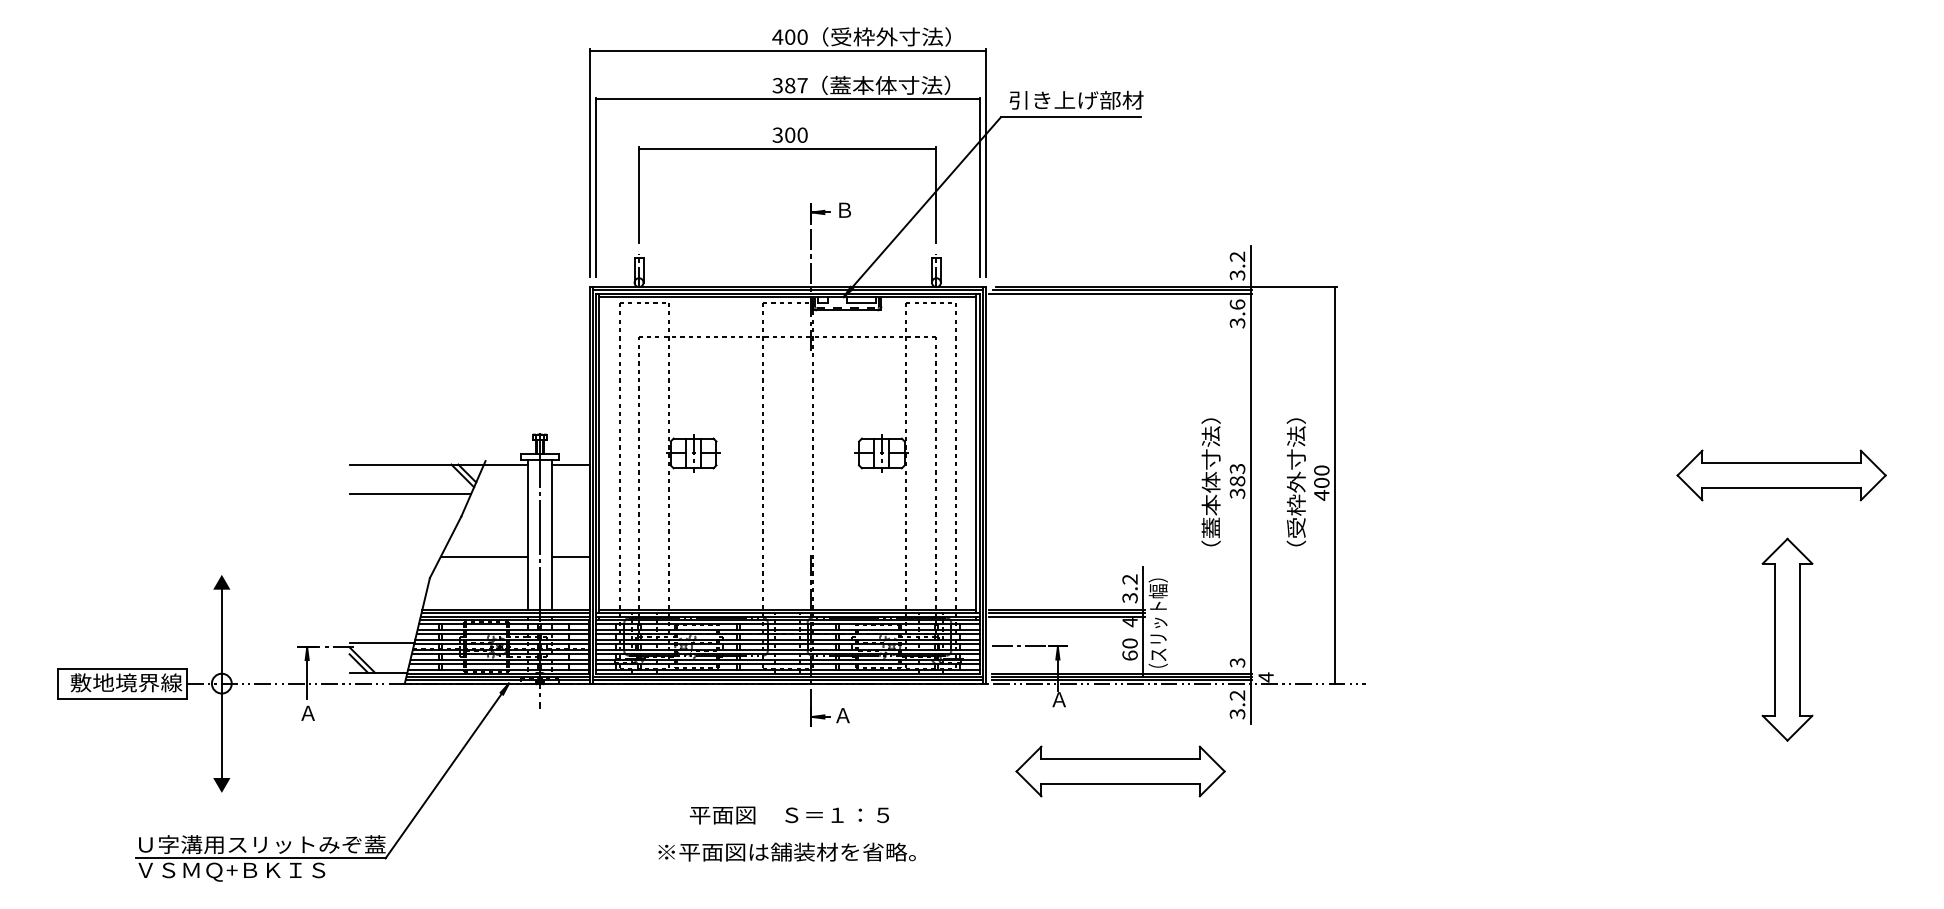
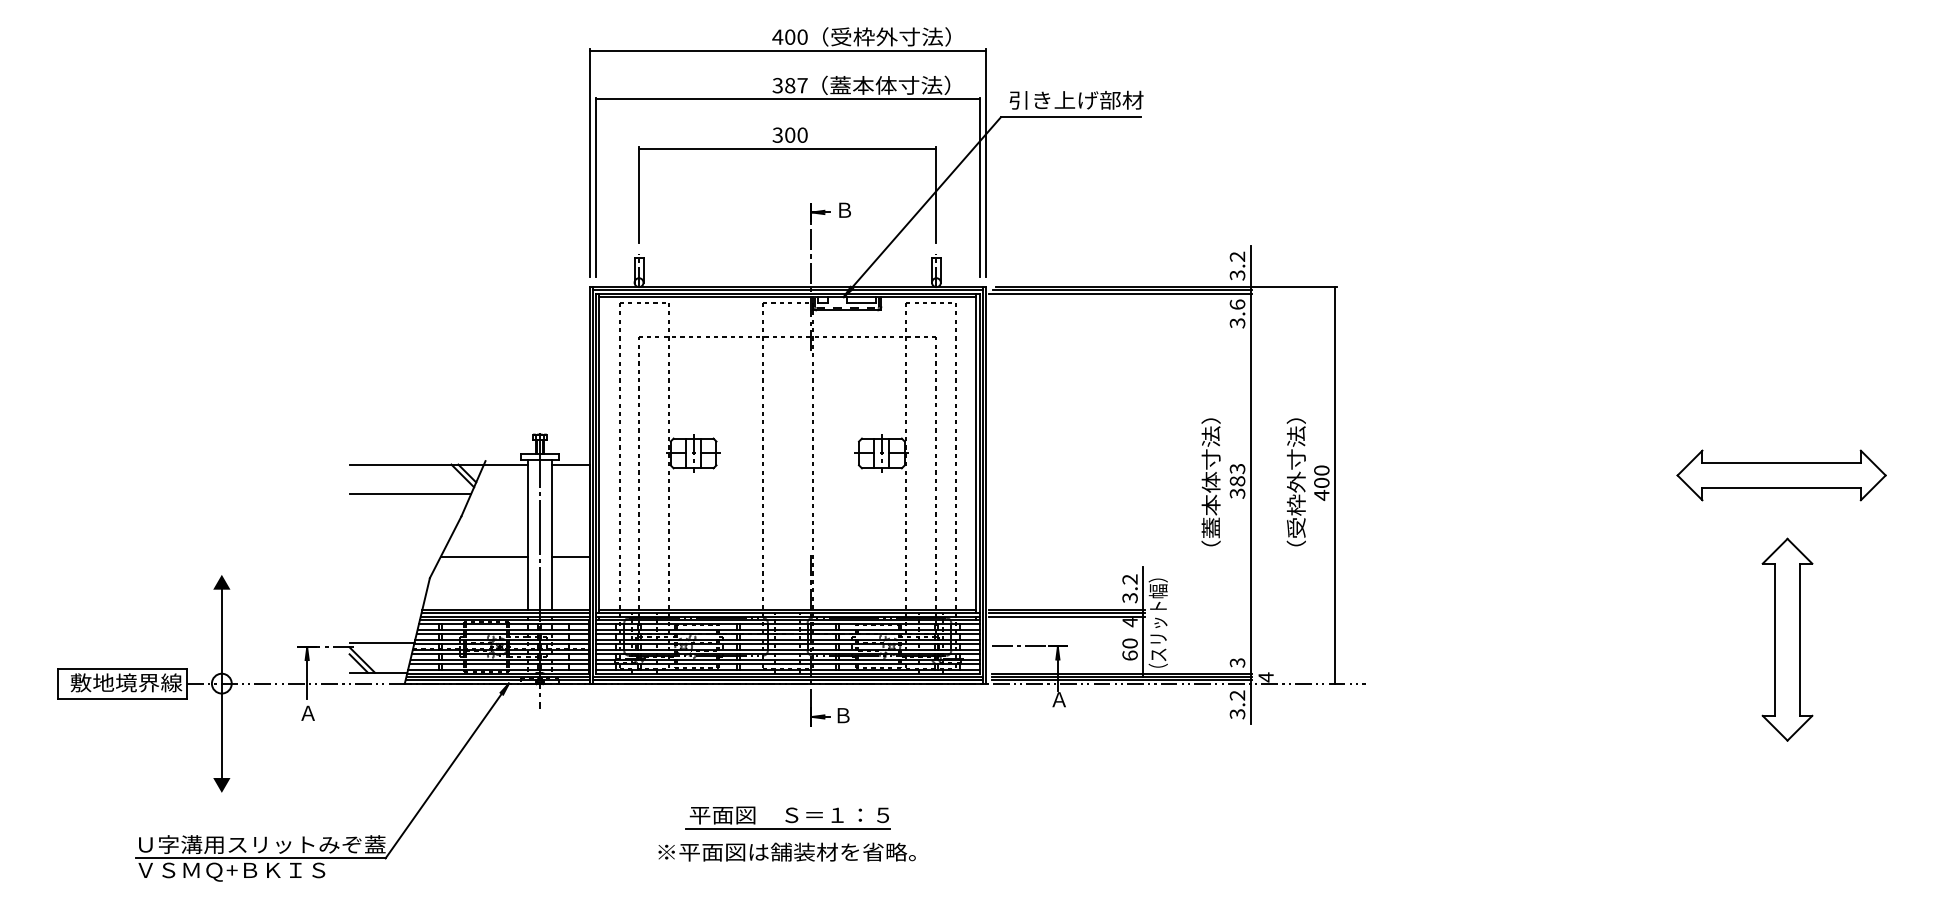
text: Ａ -> Ｂ (842, 715)
part: present -> none (1120, 771)
line: none -> present (787, 828)
